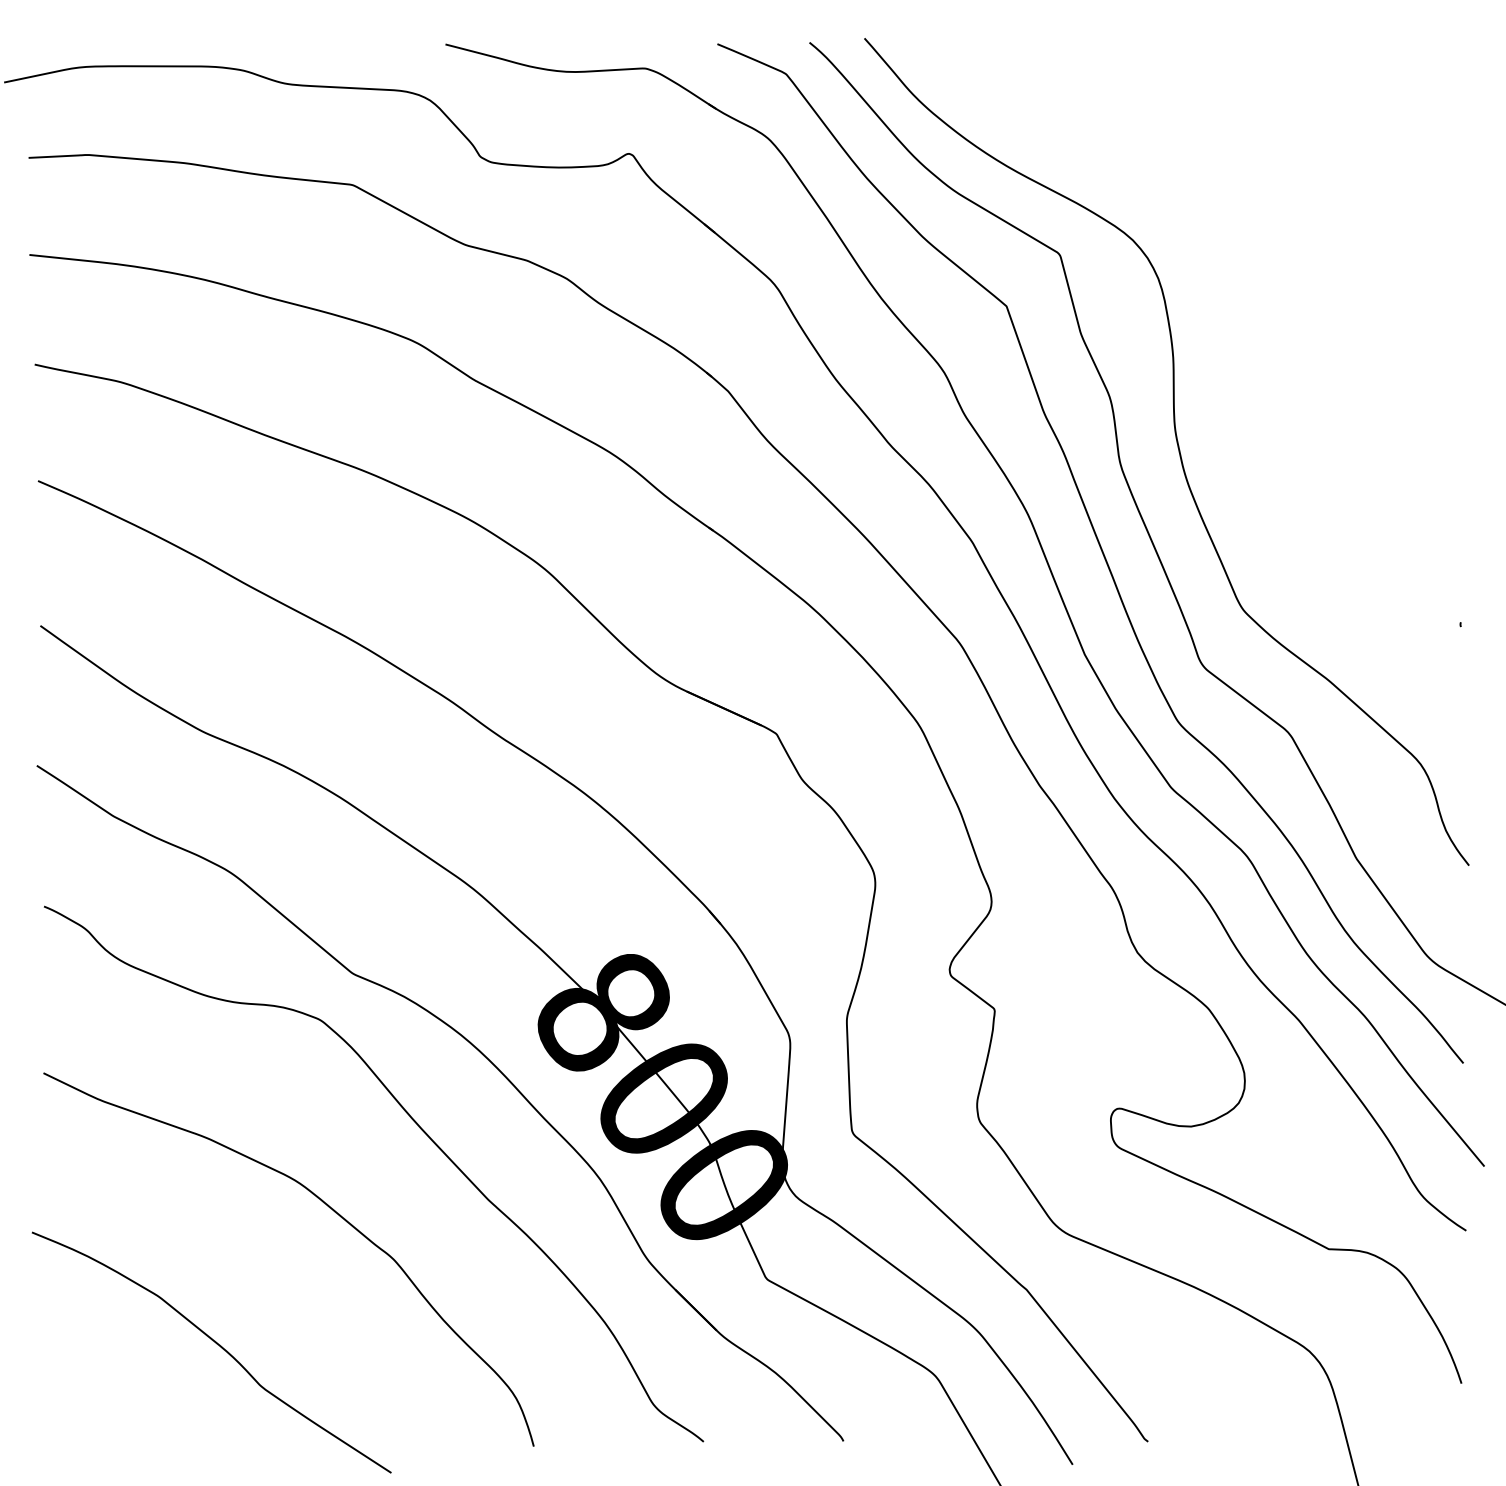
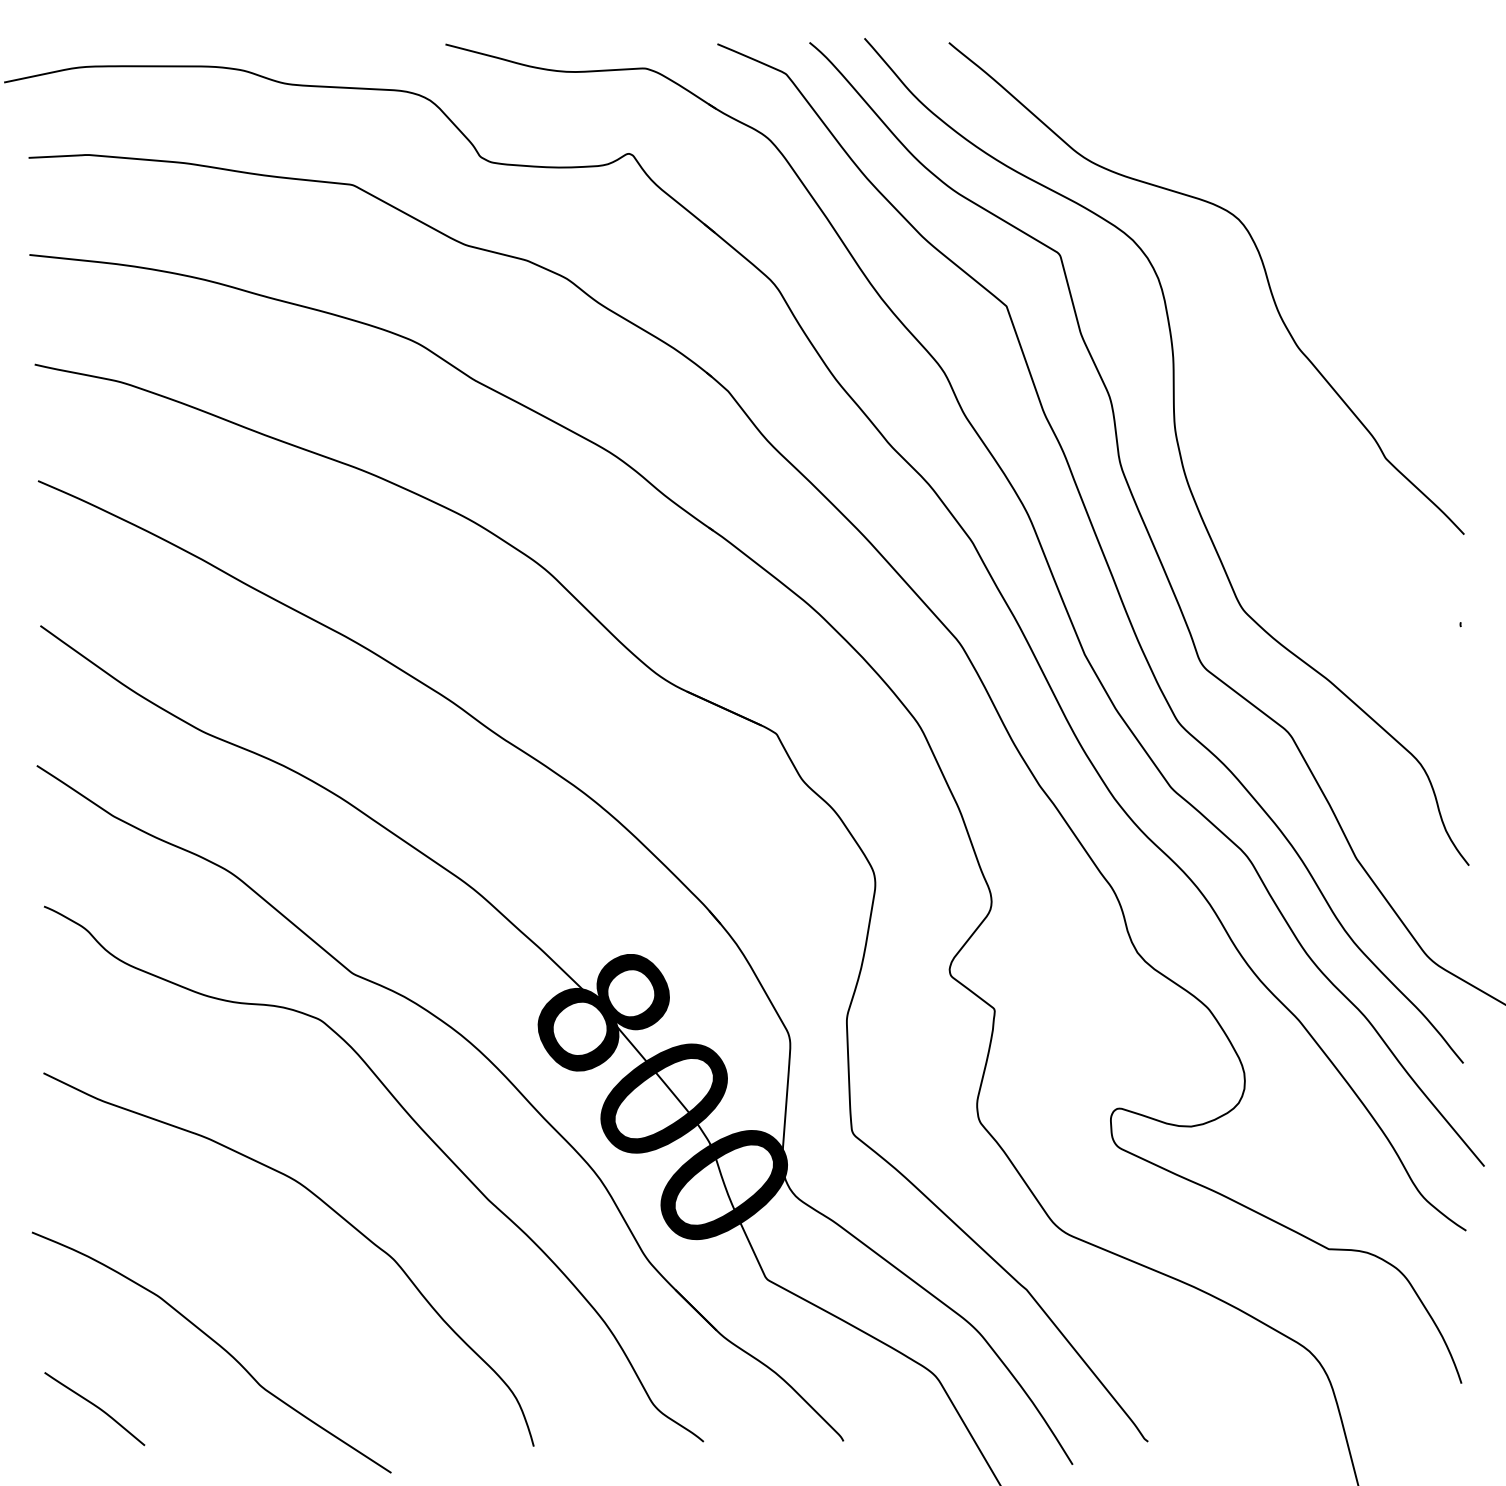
curve: none -> present (1263, 269)
curve: none -> present (96, 1407)
